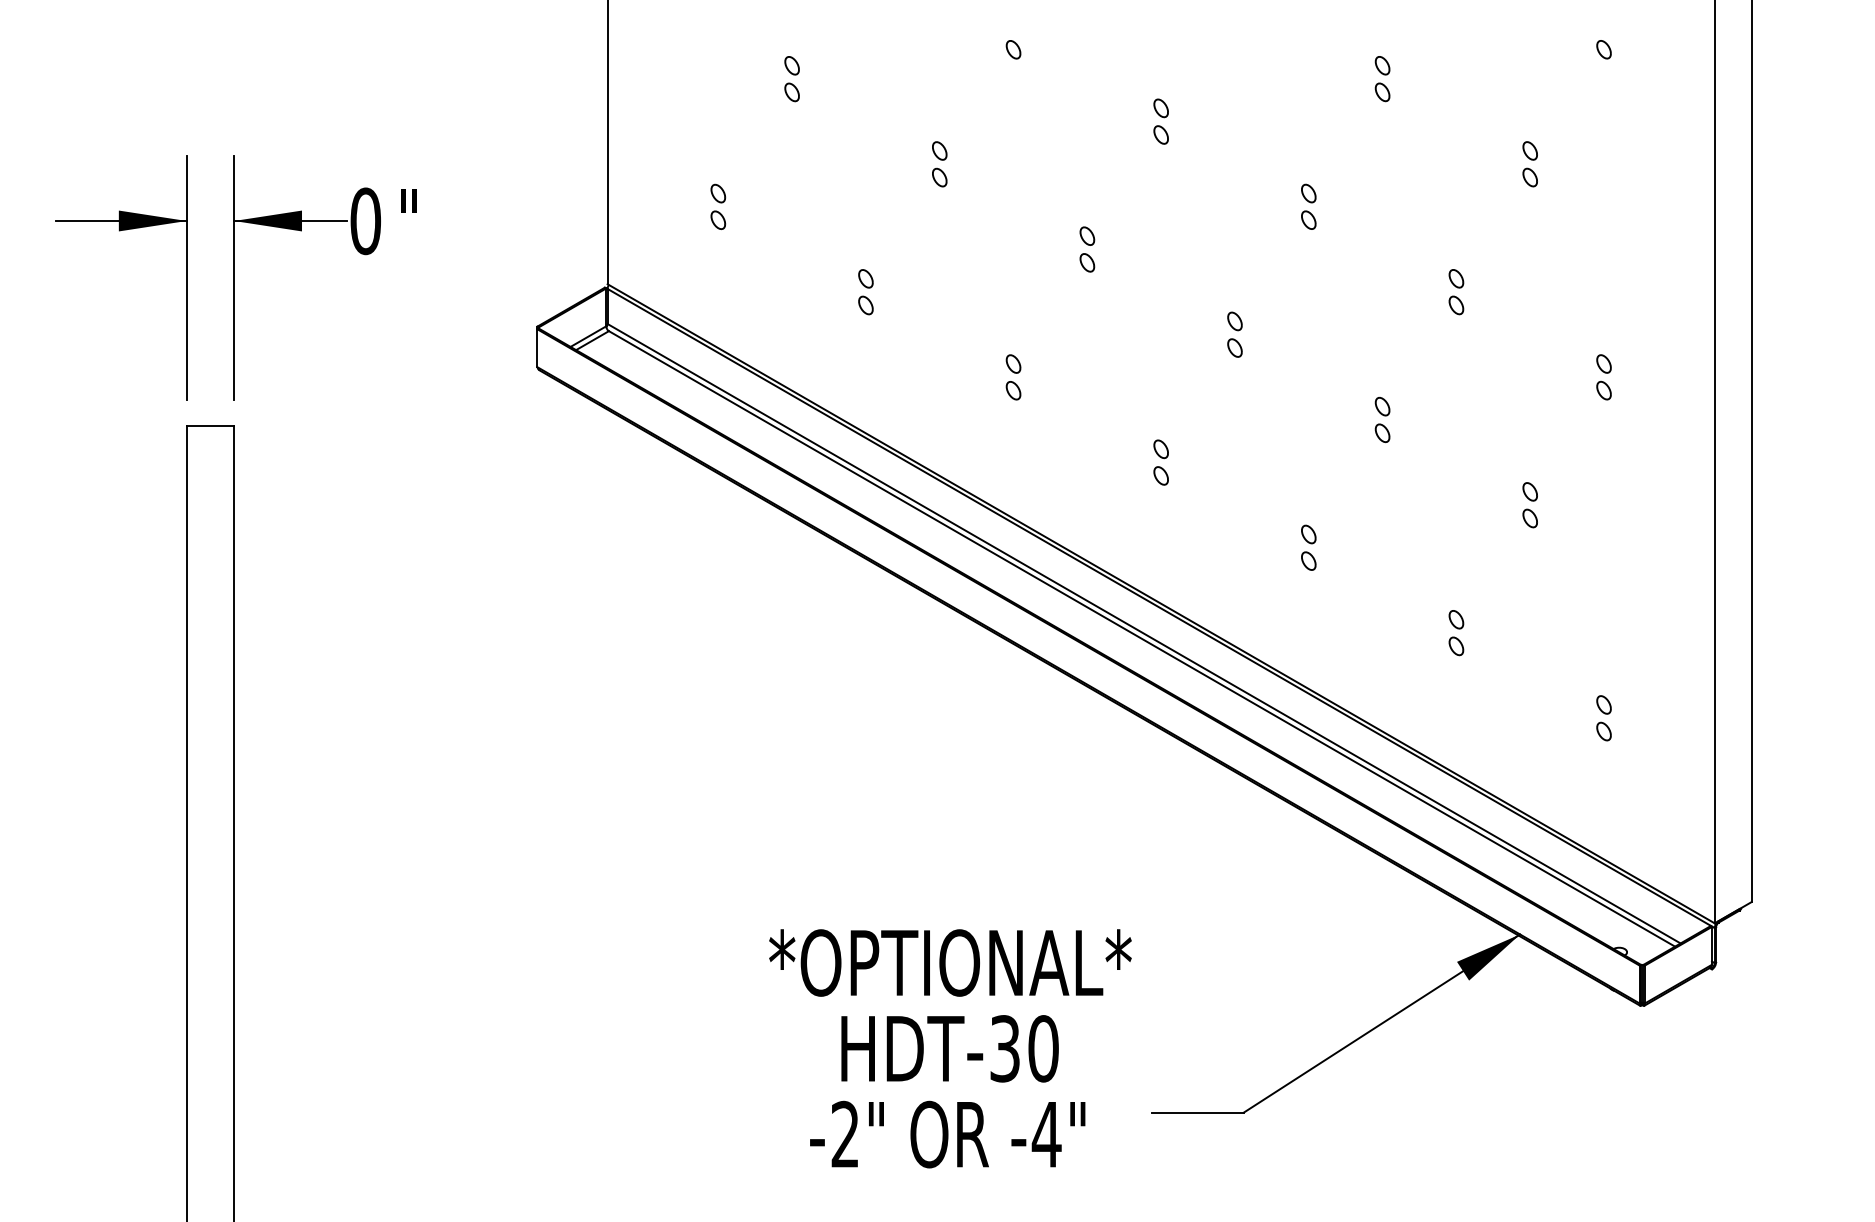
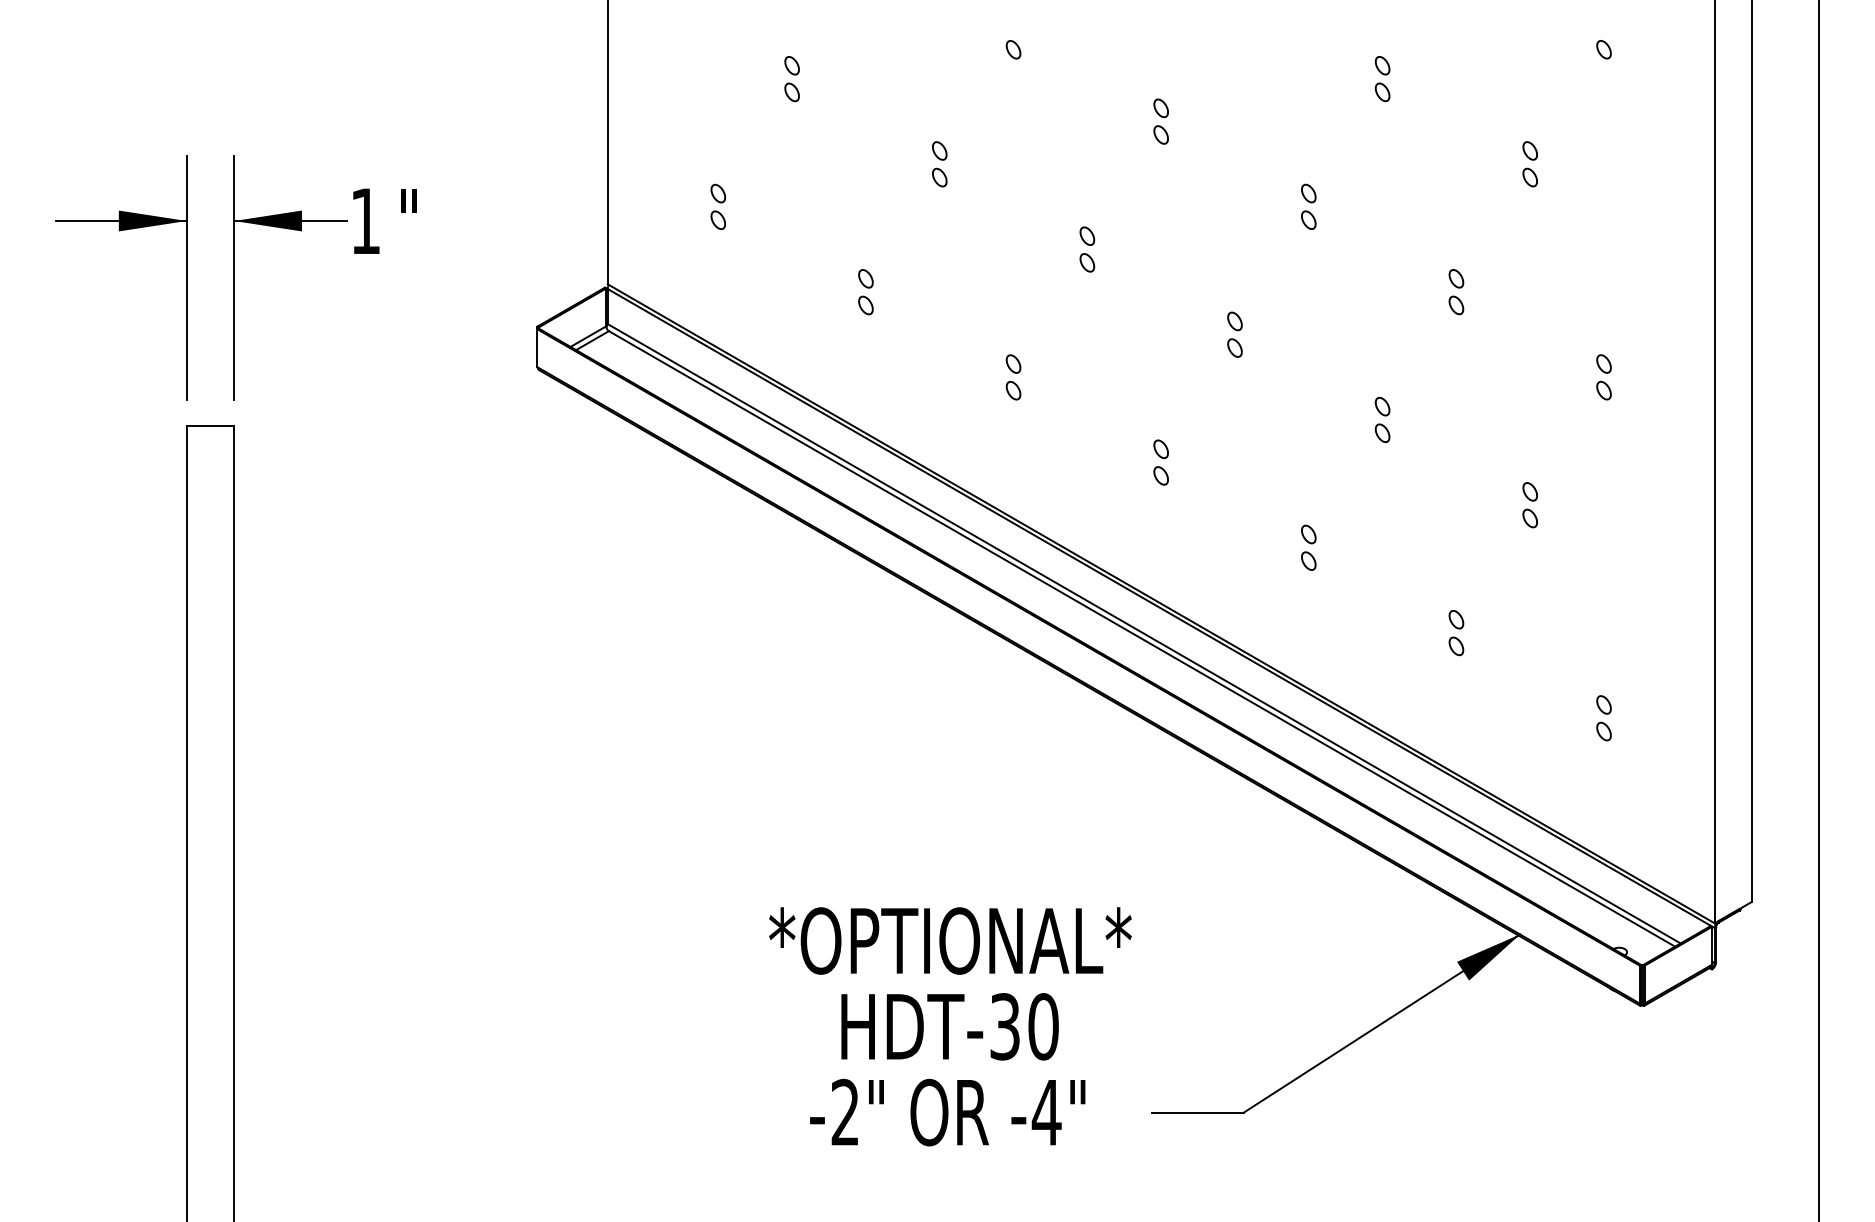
text: 0 -> 1 (365, 221)
line: none -> present (1818, 610)
text position: (950, 1048) -> (950, 1026) (950, 1026)
